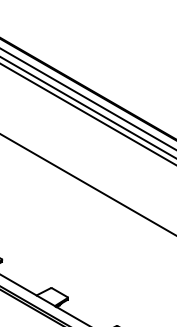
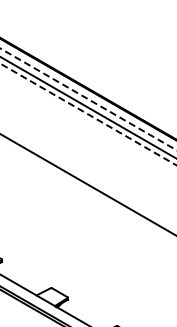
line: solid -> dashed (88, 99)
line: solid -> dashed (88, 114)
